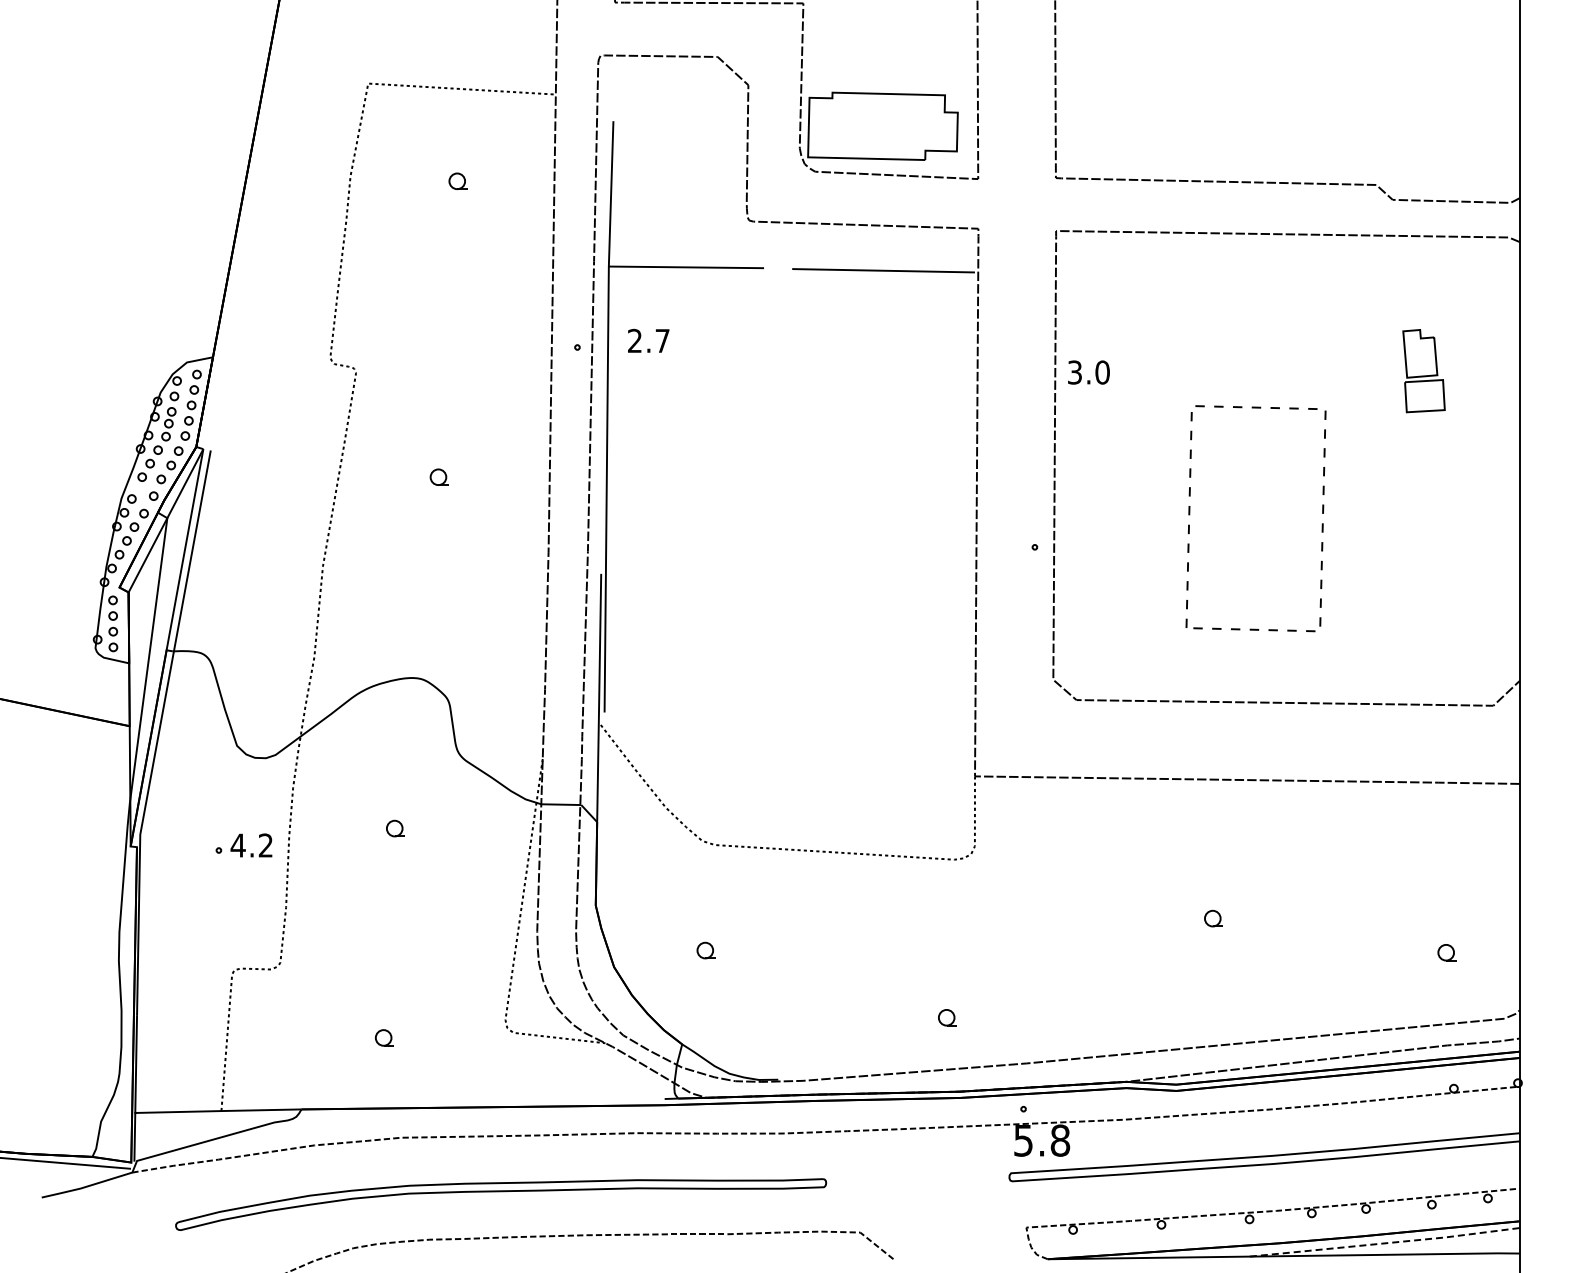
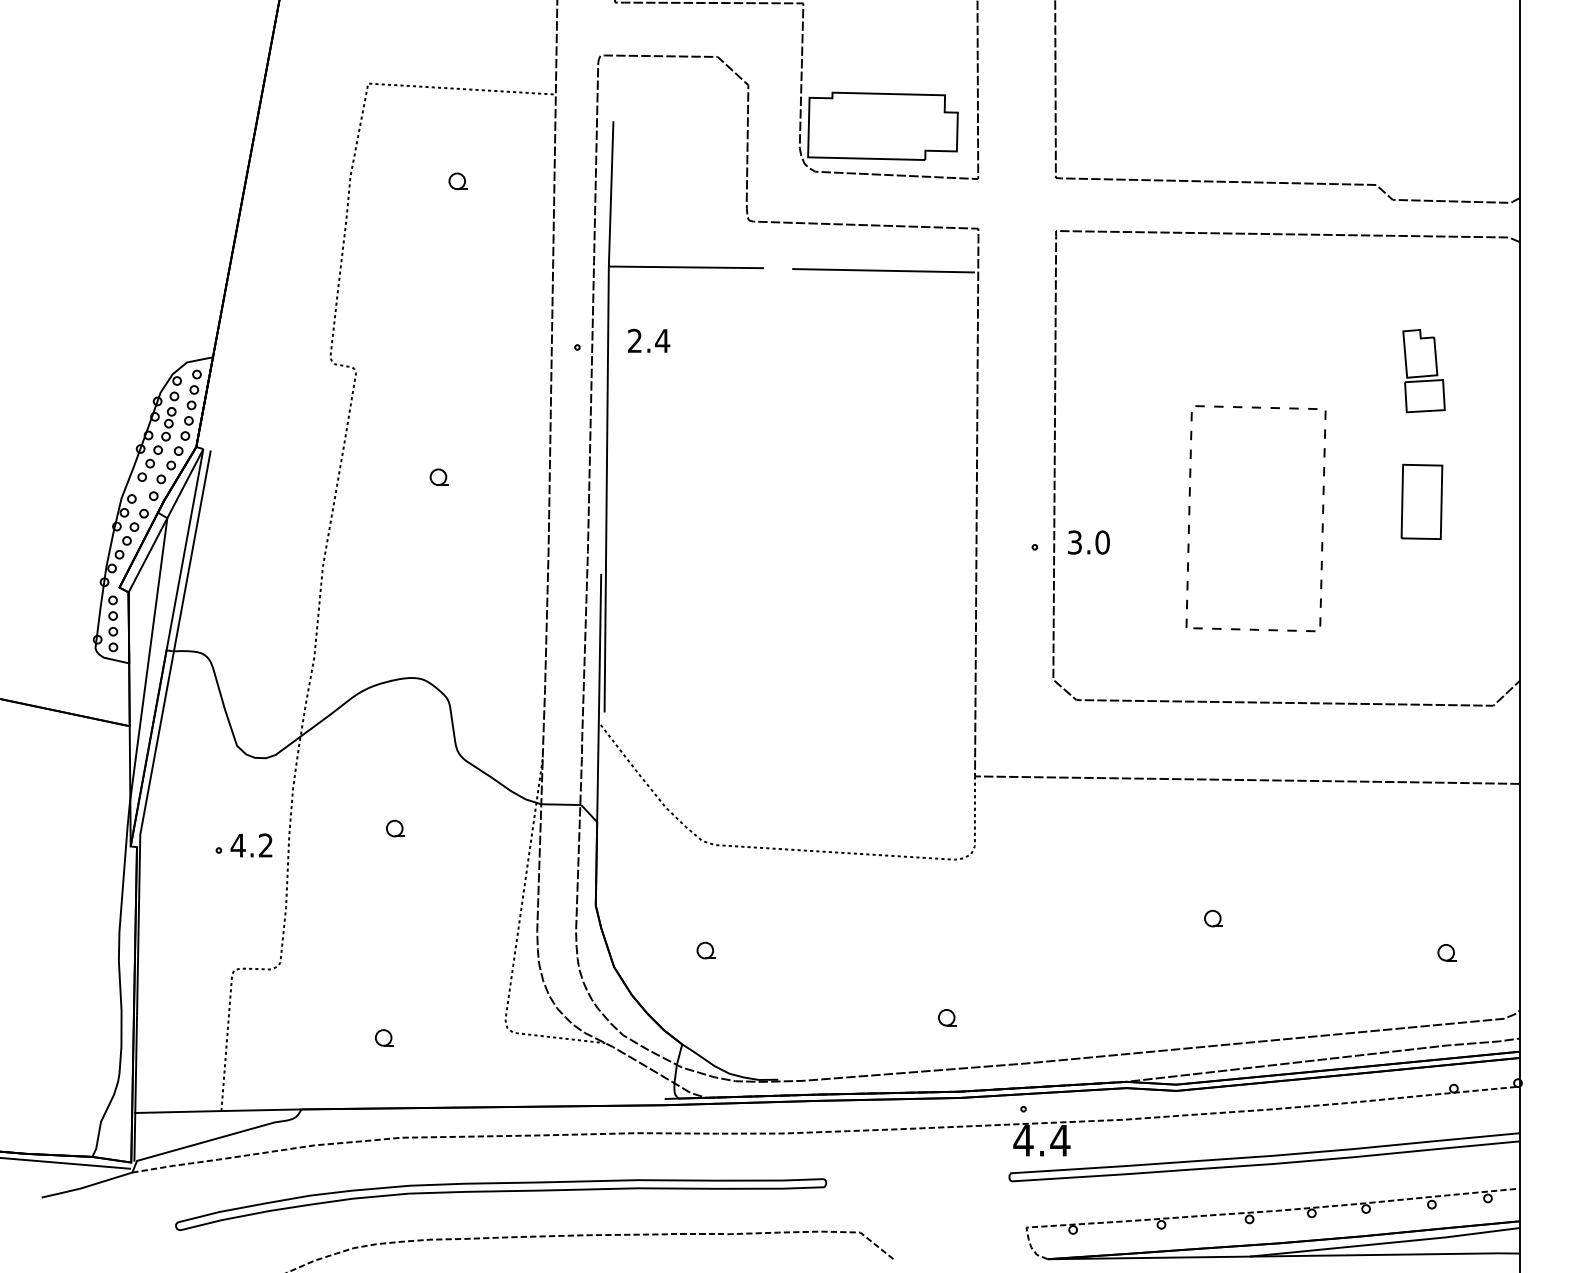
text: 2.7 -> 2.4 (662, 340)
text position: (1088, 372) -> (1088, 542) (1088, 542)
part: none -> present (1421, 501)
text: 5.8 -> 4.4 (1041, 1140)
line: dashed -> solid (1385, 1243)
